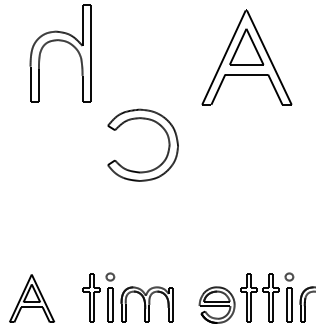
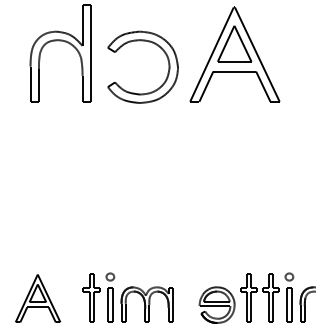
part position: (246, 57) -> (234, 54) (234, 54)
part position: (148, 120) -> (148, 42) (148, 42)
part position: (32, 298) -> (38, 298) (38, 298)
